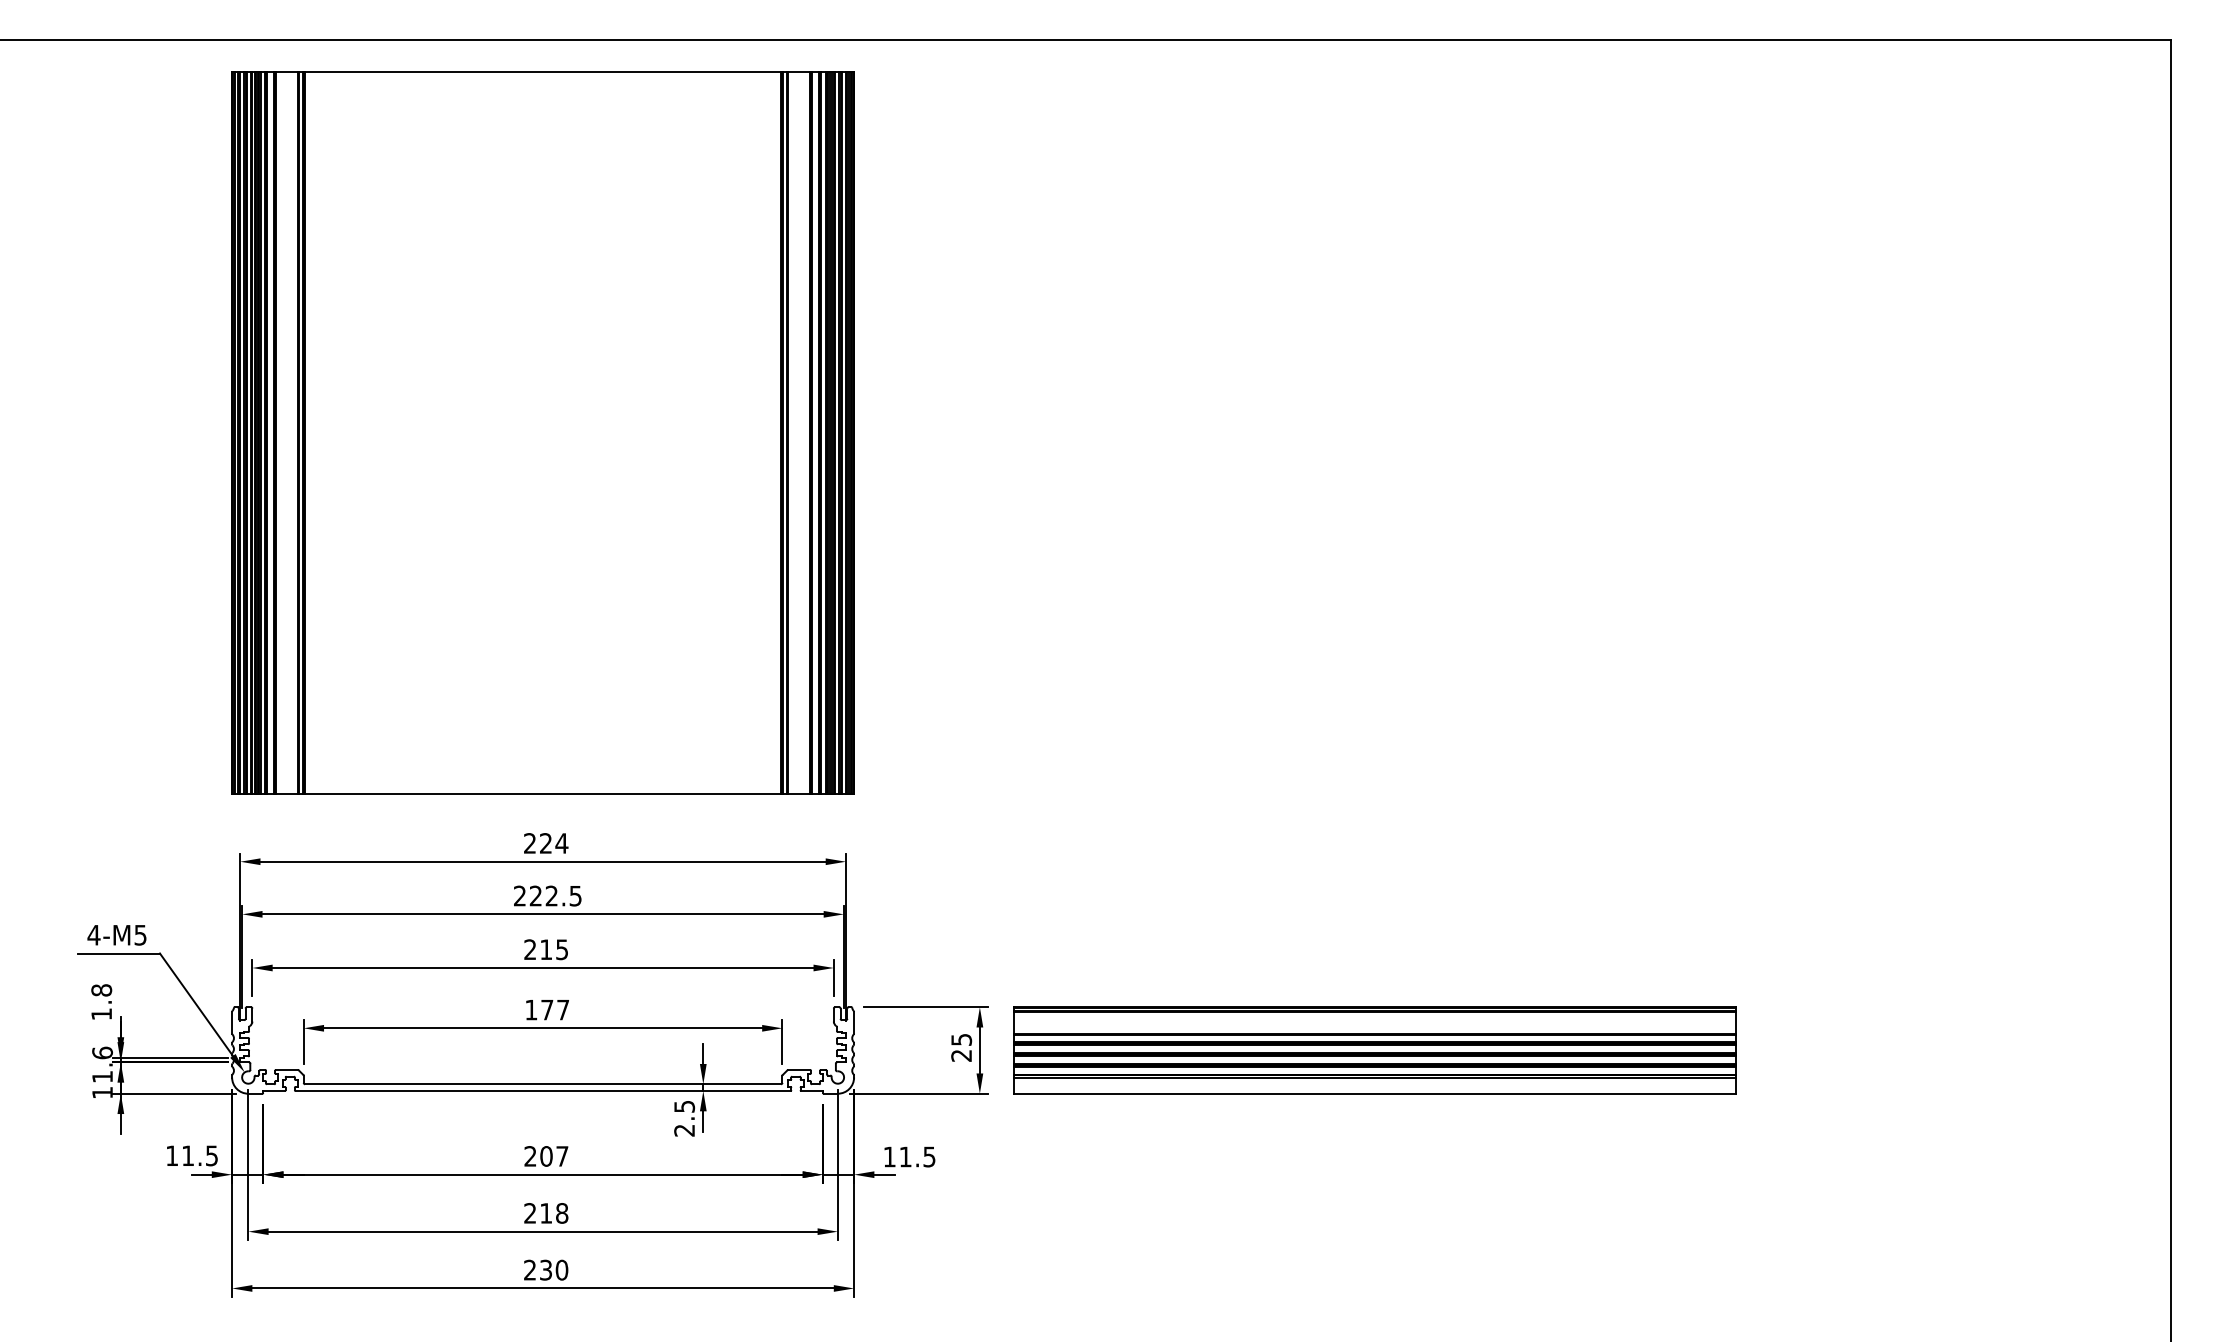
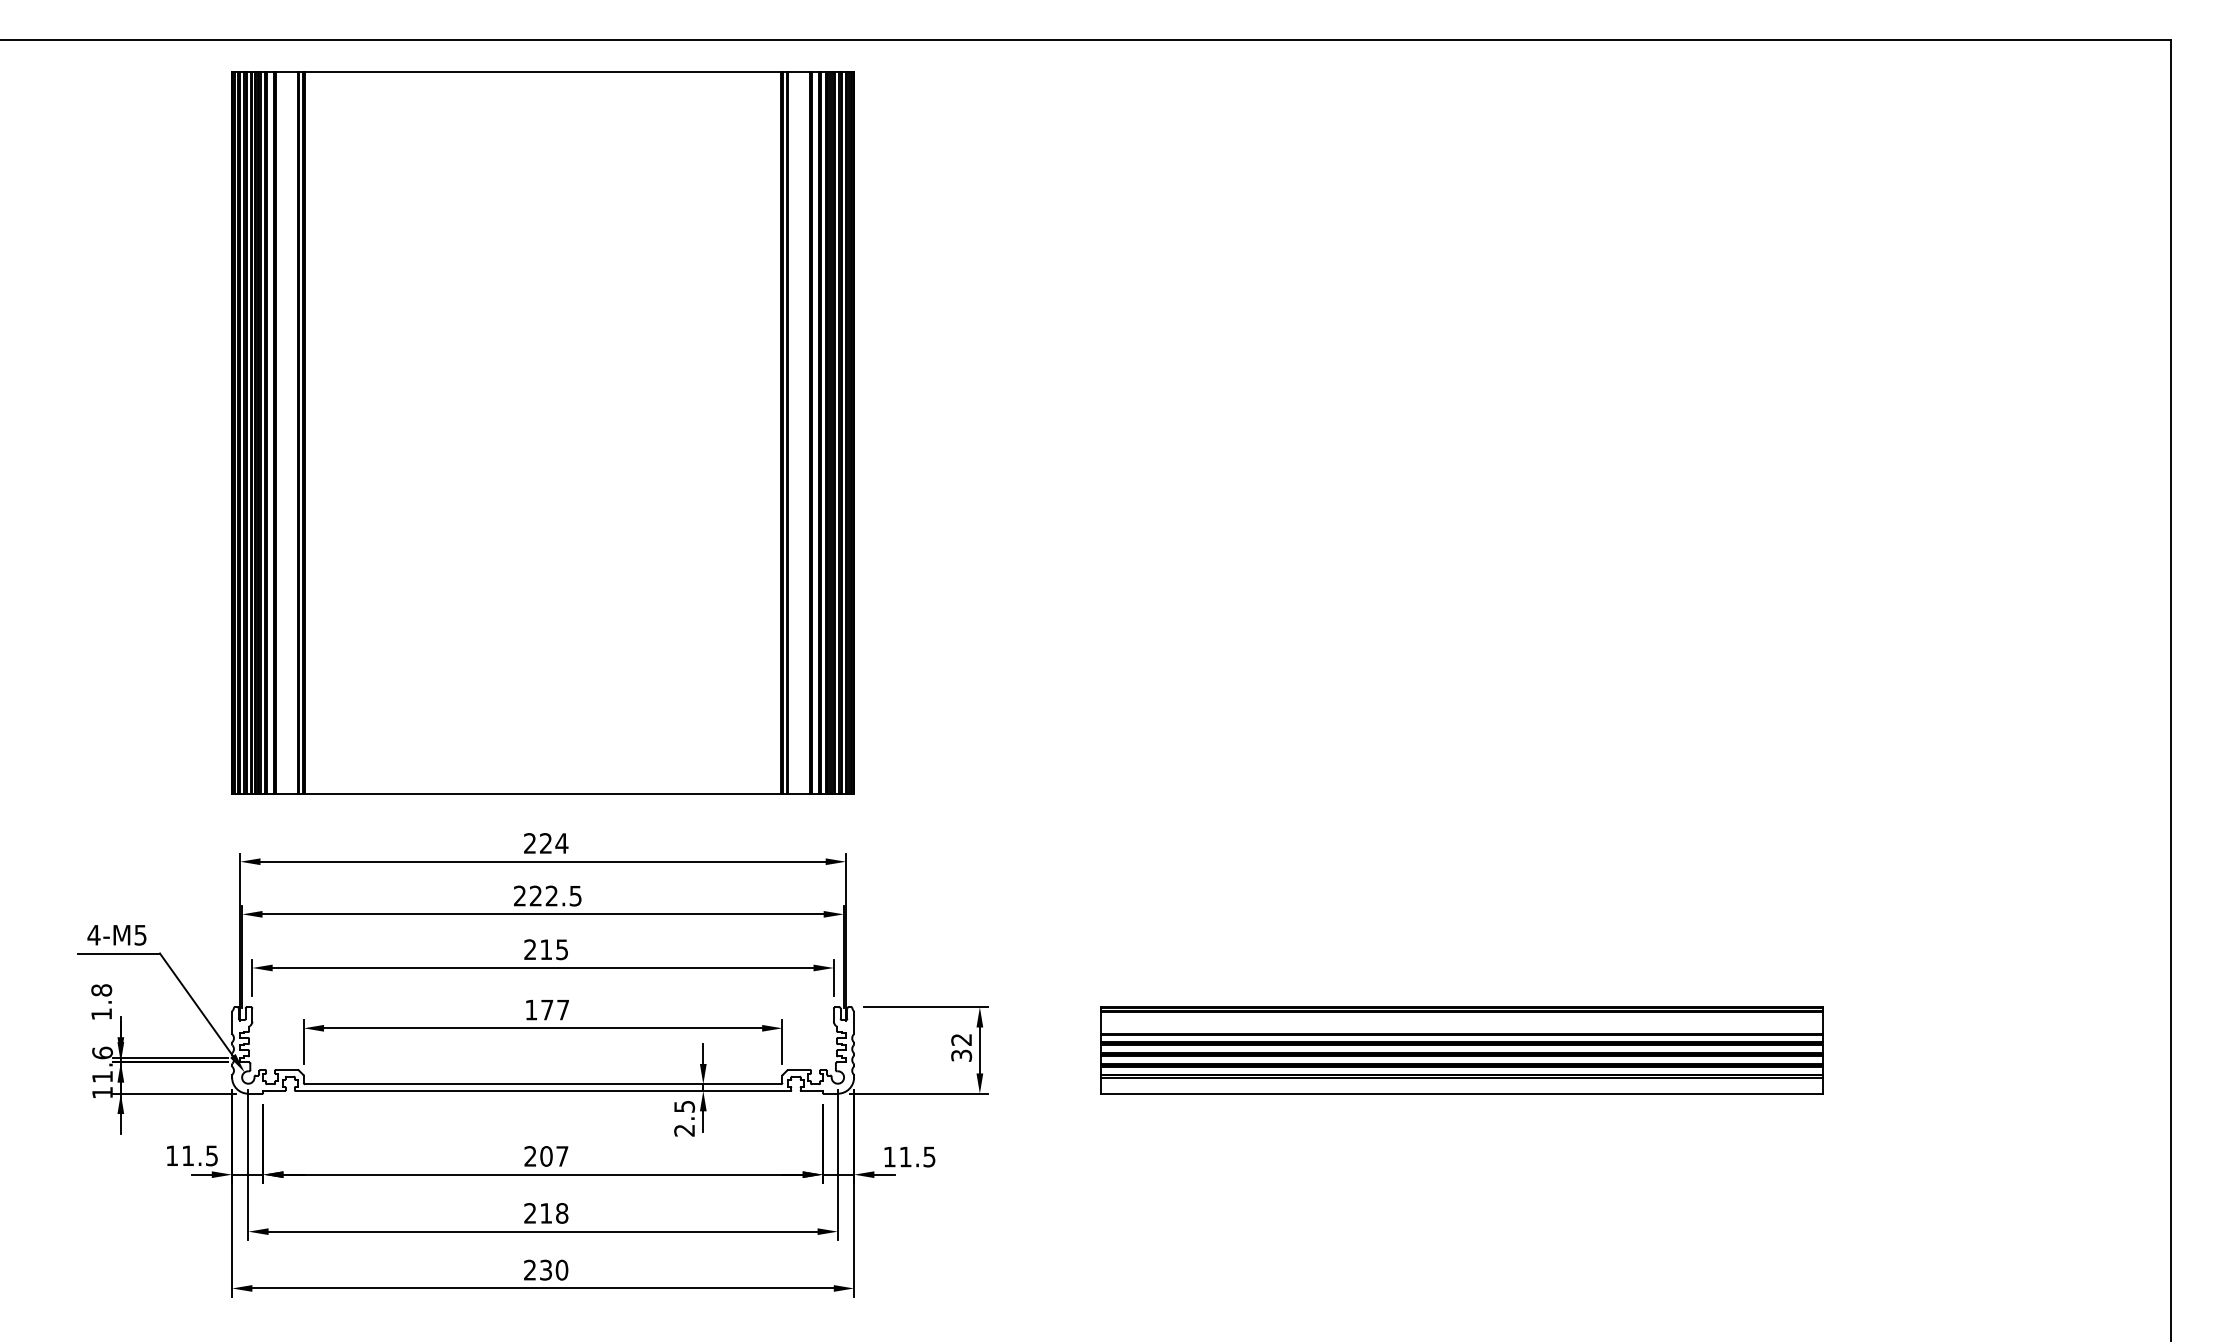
text: 25 -> 32 (961, 1047)
part position: (1374, 1050) -> (1461, 1050) (1461, 1050)
